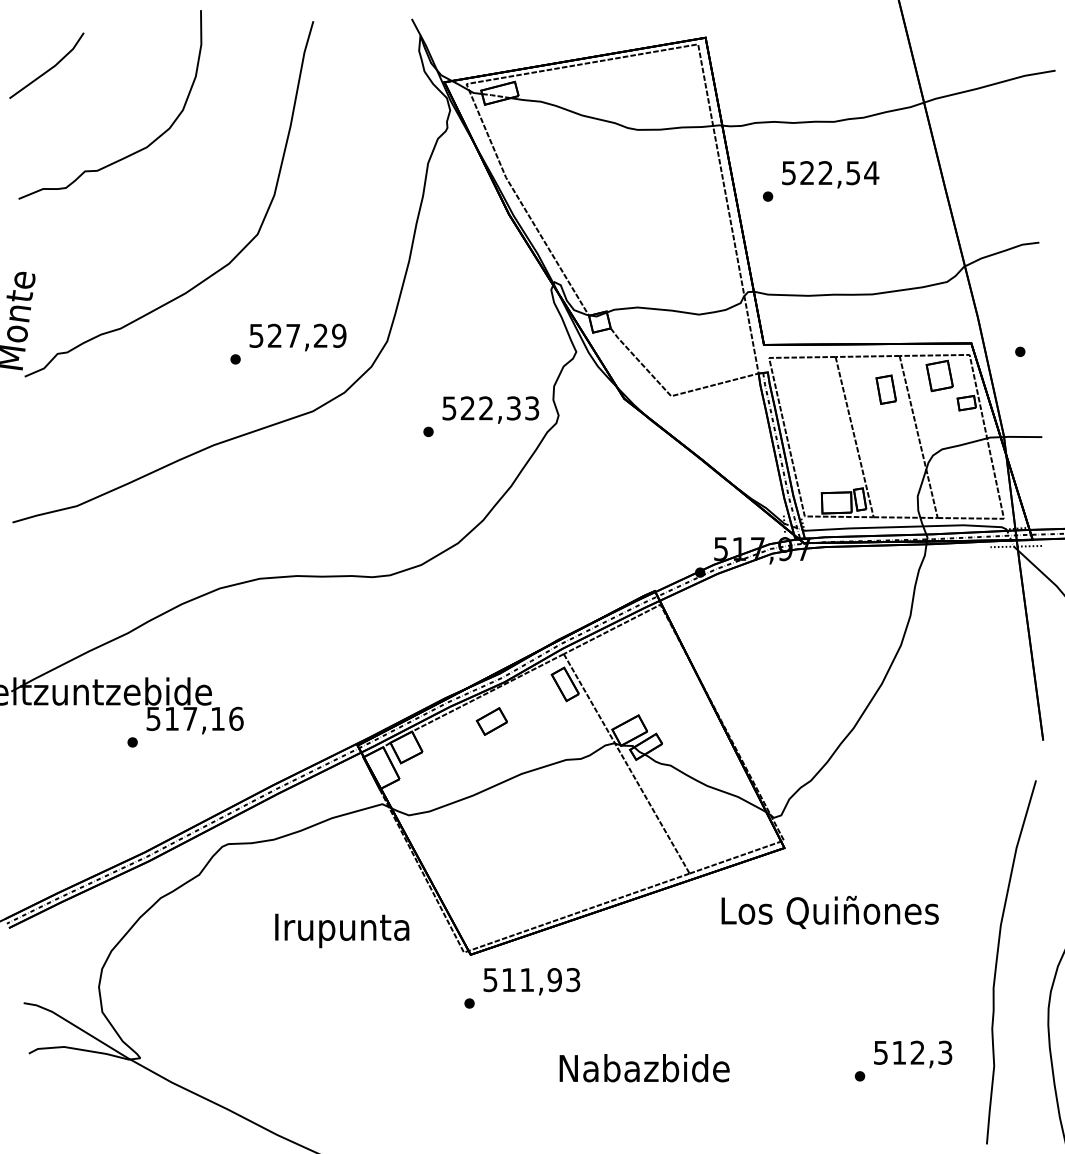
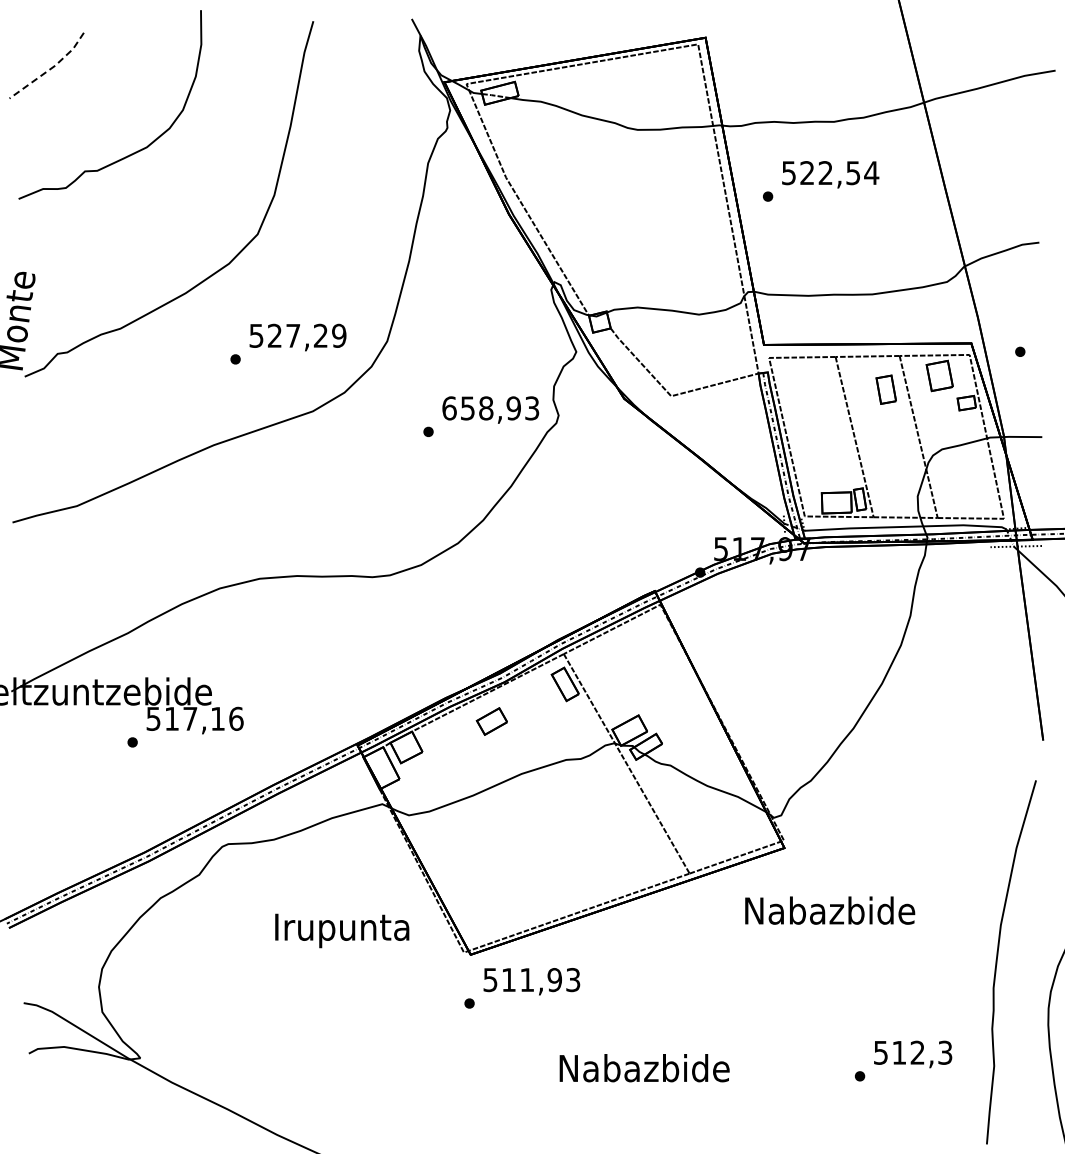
line: solid -> dashed (51, 68)
text: 522,33 -> 658,93 (481, 408)
text: Los Quiñones -> Nabazbide (829, 912)
